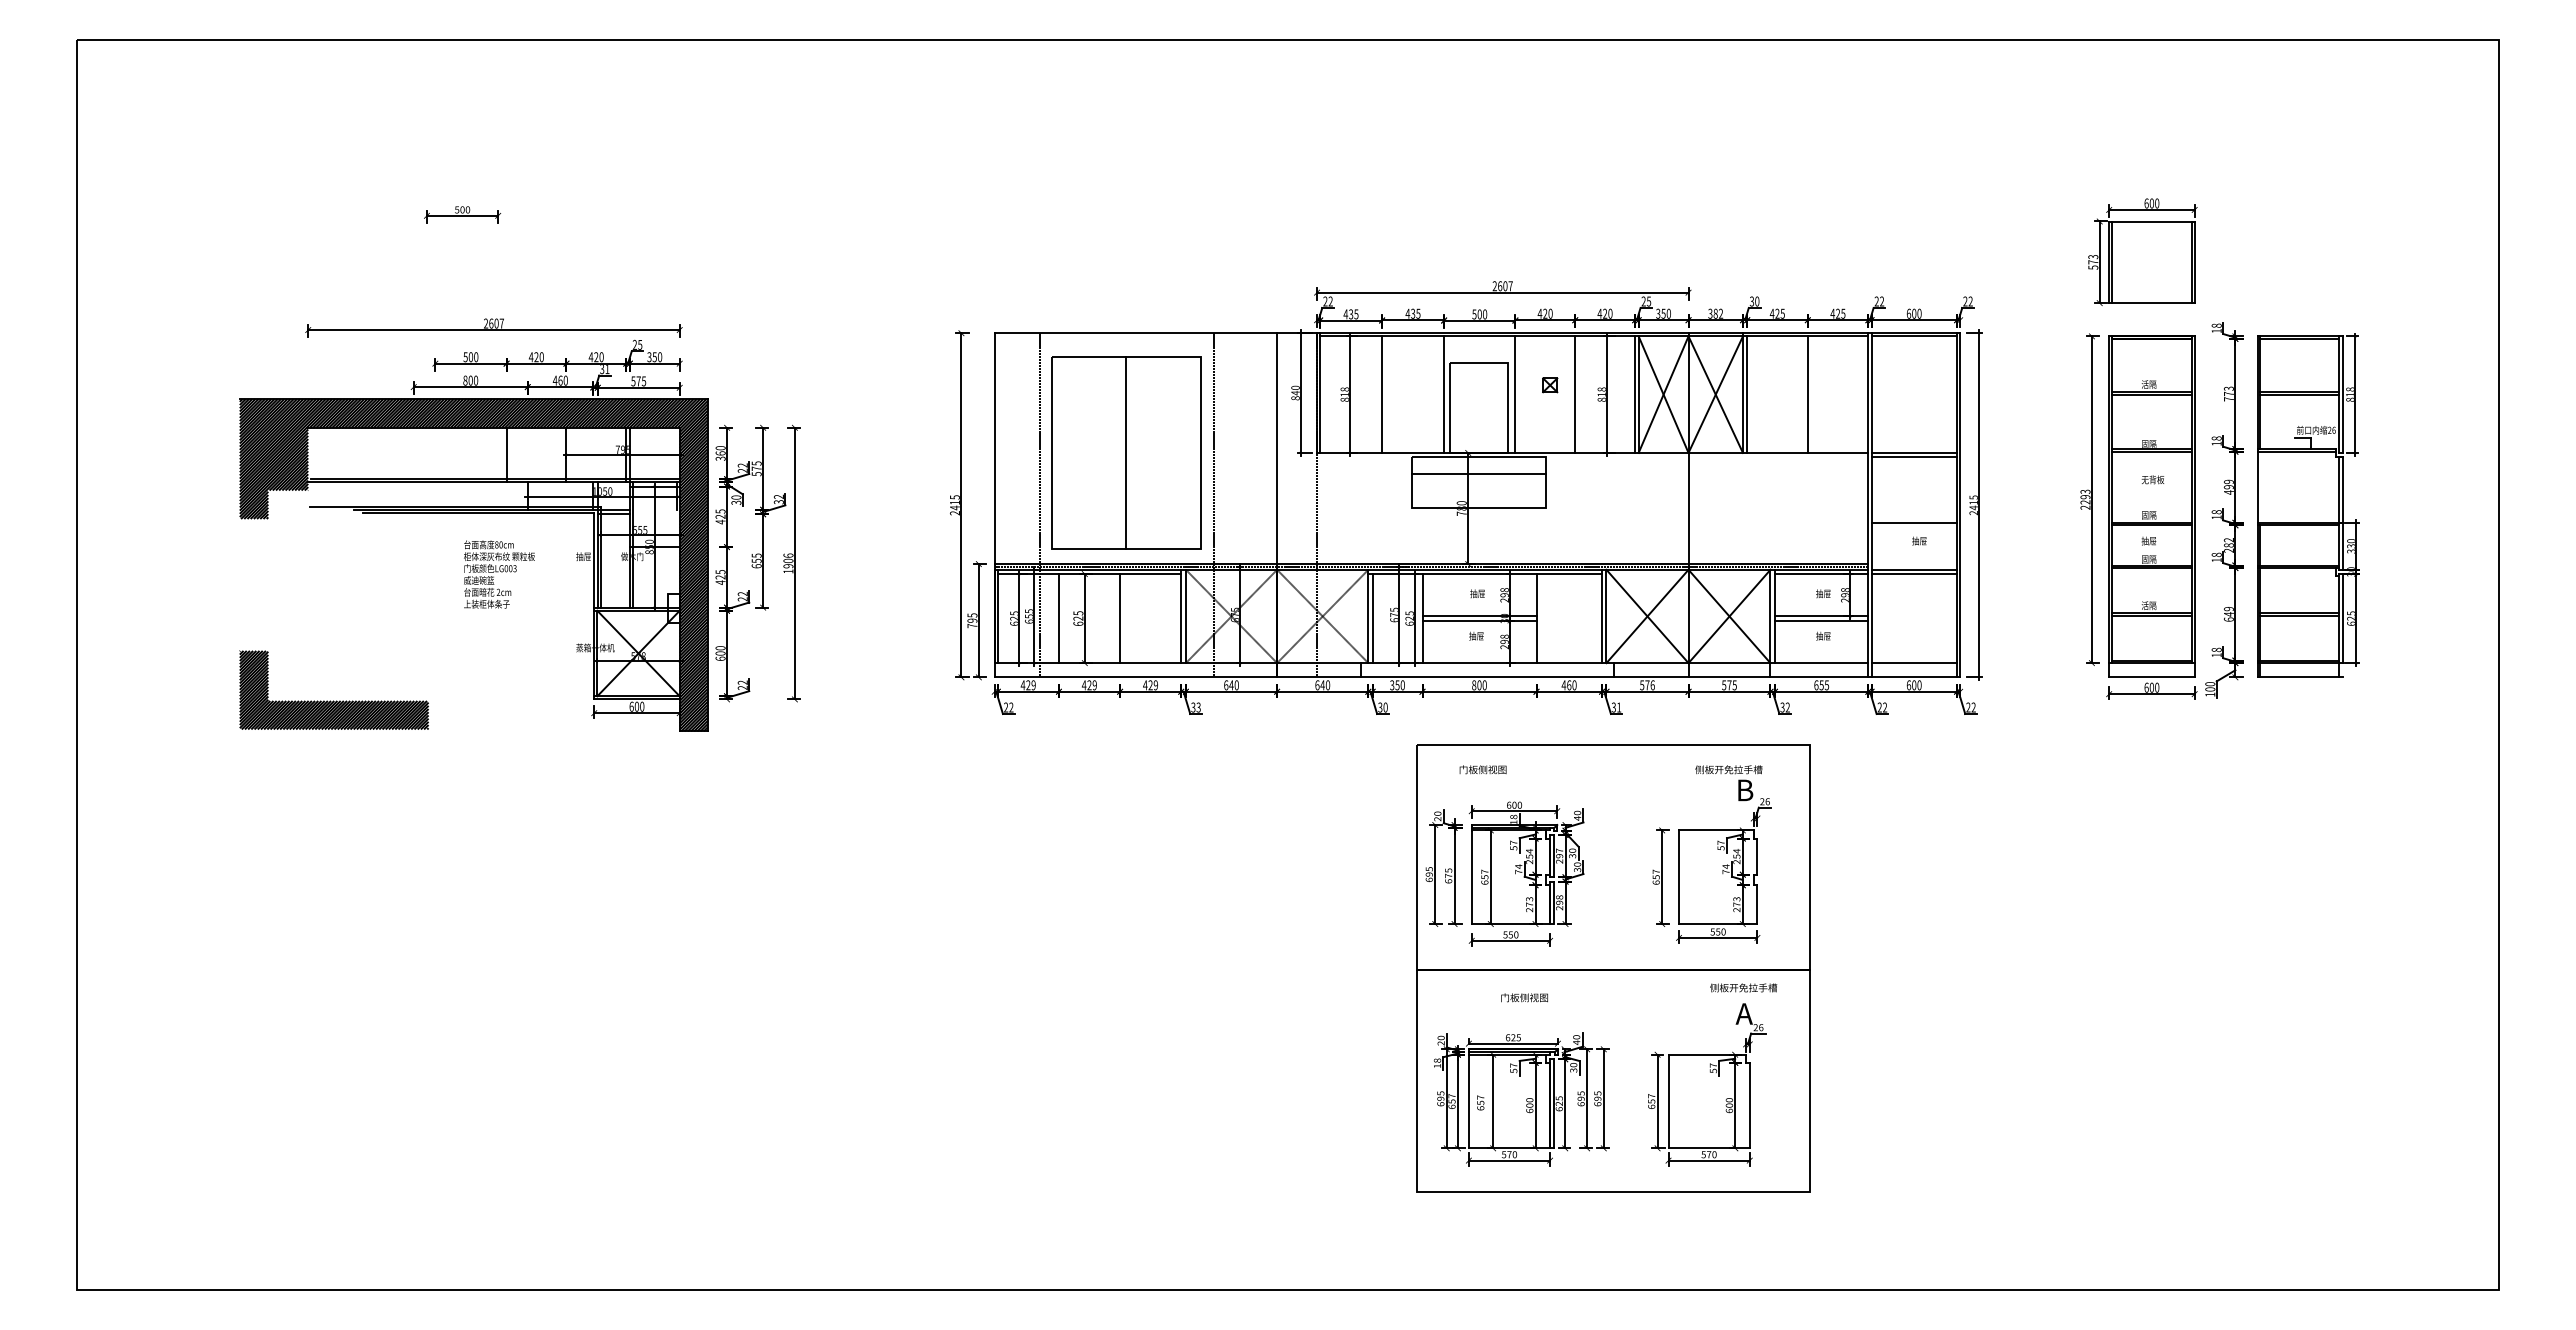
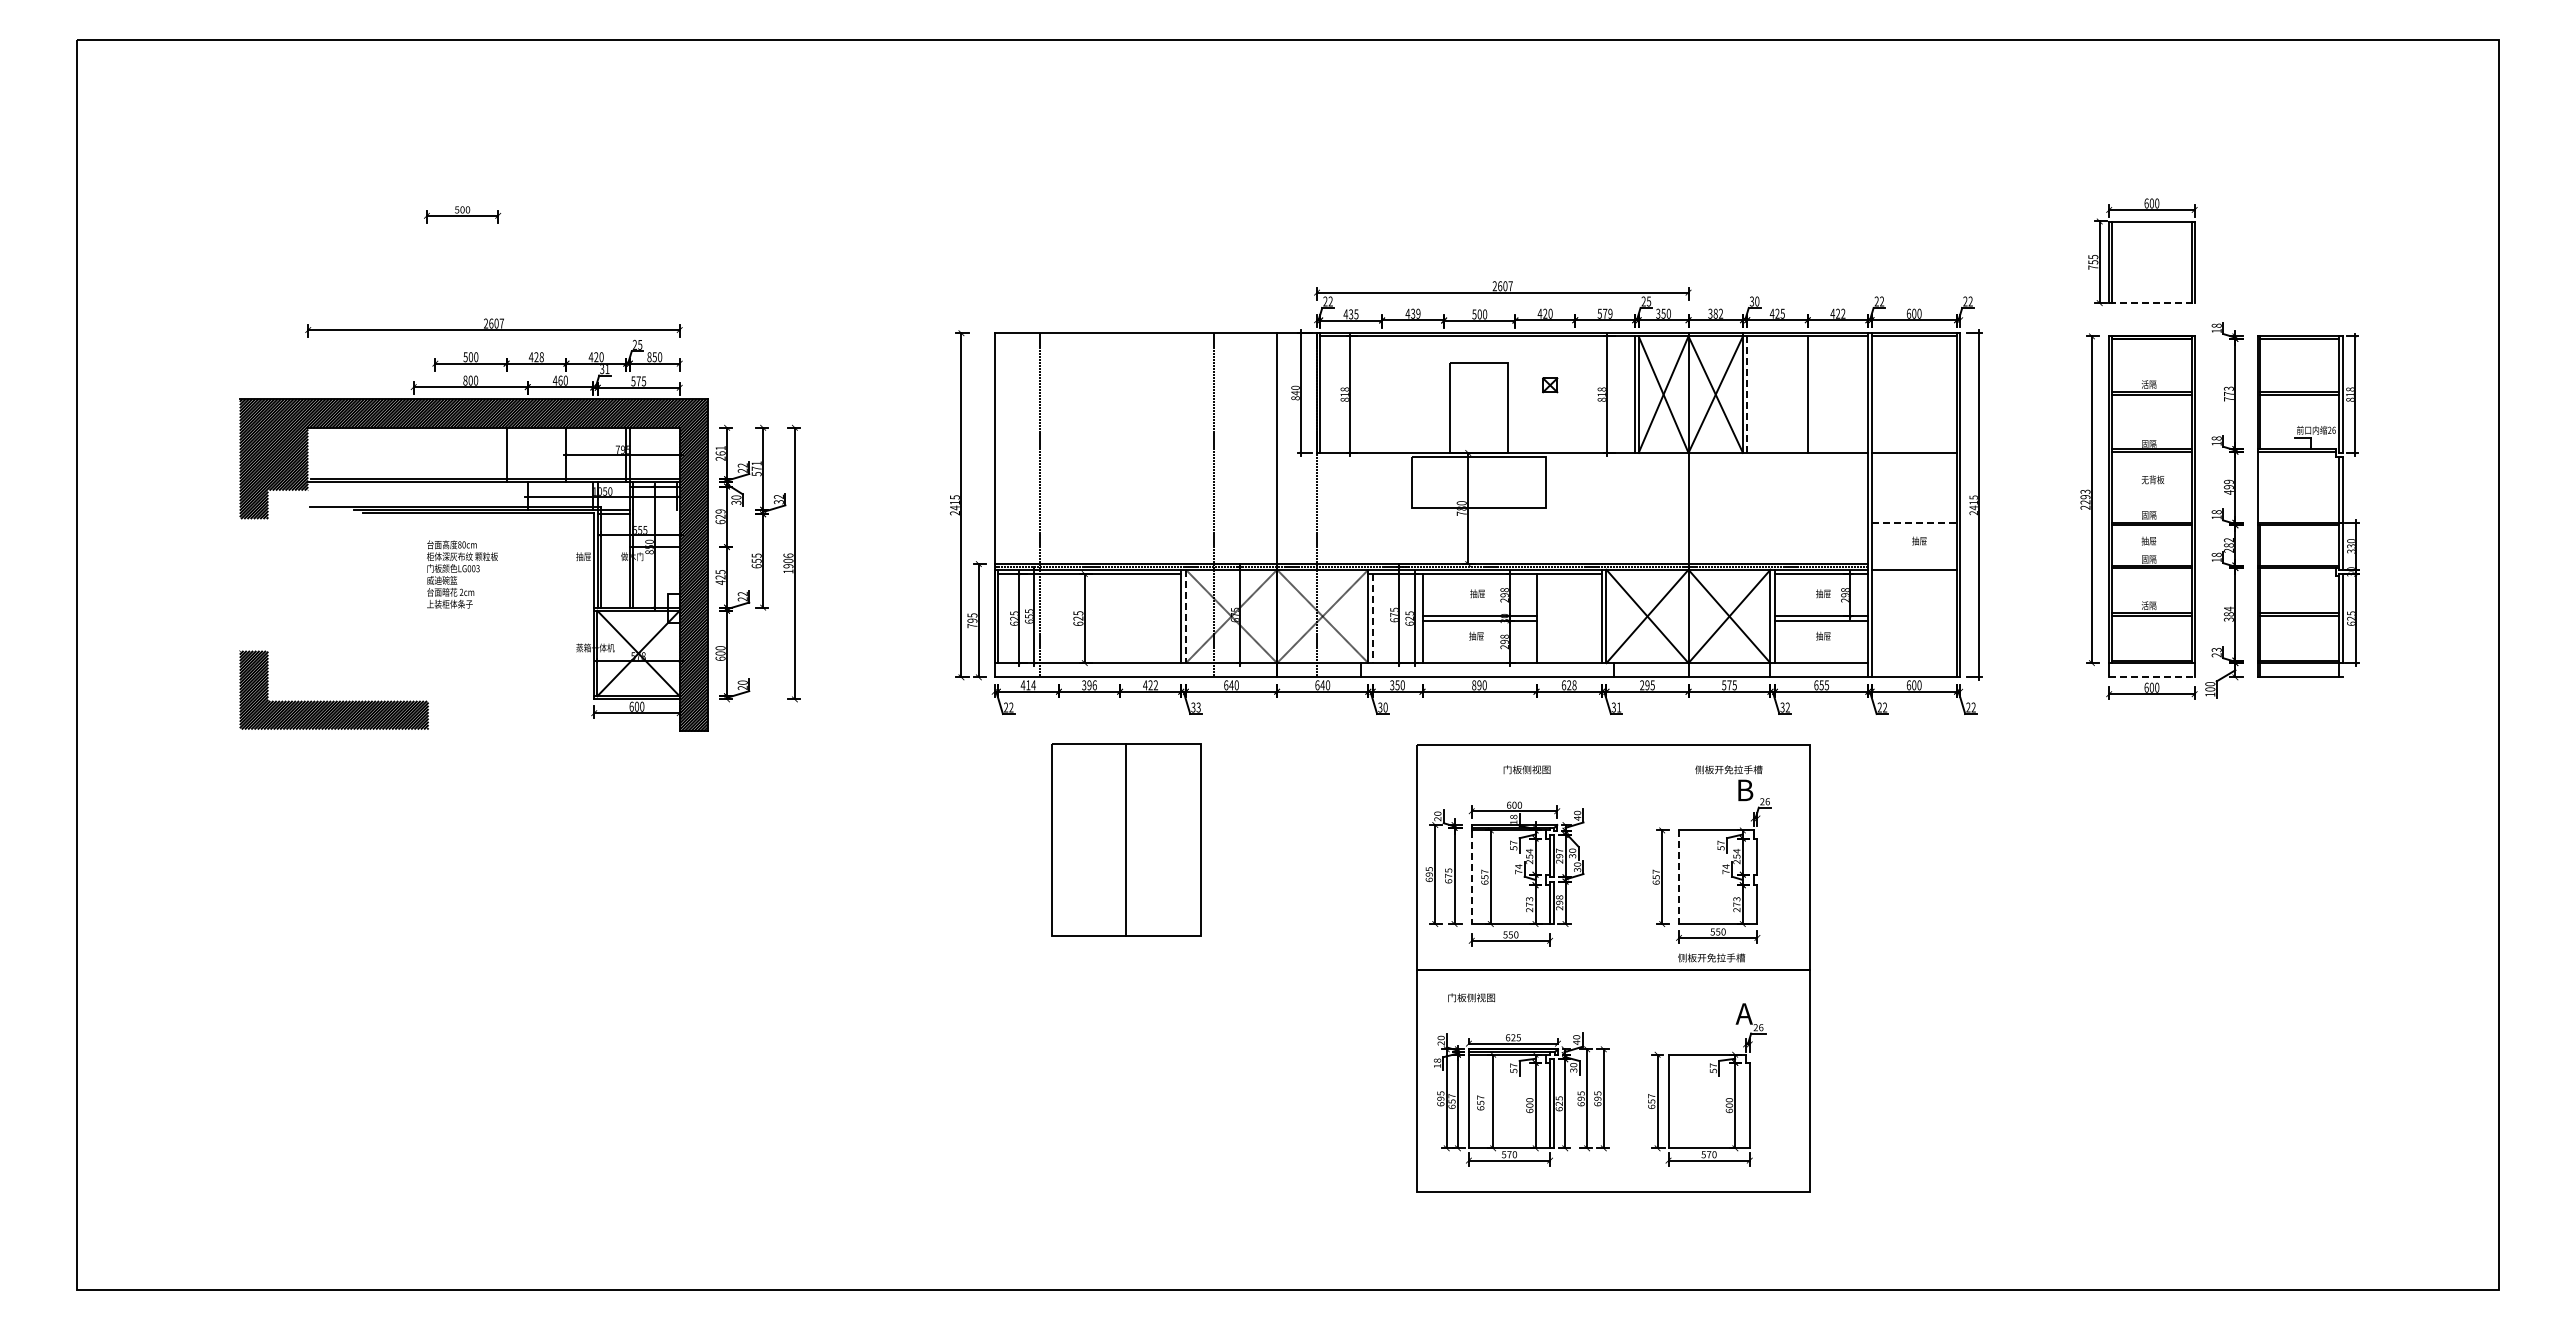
text: 573 -> 755 (2093, 262)
line: solid -> dashed (2151, 303)
text: 435 -> 439 (1418, 313)
text: 420 -> 579 (1604, 313)
text: 425 -> 422 (1843, 313)
text: 350 -> 850 (649, 356)
text: 420 -> 428 (541, 357)
line: present -> none (1382, 394)
line: present -> none (1444, 394)
line: present -> none (1515, 394)
line: present -> none (1575, 394)
line: solid -> dashed (1747, 395)
part position: (1126, 452) -> (1126, 839) (1126, 839)
text: 360 -> 261 (720, 453)
line: present -> none (1914, 457)
text: 575 -> 571 (756, 463)
line: present -> none (1478, 473)
text: 425 -> 629 (720, 516)
line: solid -> dashed (1914, 522)
text position: (499, 574) -> (462, 574) (462, 574)
line: present -> none (1914, 574)
text: 649 -> 384 (2228, 613)
line: solid -> dashed (1185, 616)
line: present -> none (1058, 618)
line: present -> none (1120, 618)
line: solid -> dashed (1372, 618)
text: 18 -> 23 (2216, 652)
line: present -> none (1914, 663)
line: solid -> dashed (2151, 677)
text: 22 -> 20 (742, 682)
text: 429 -> 414 (1030, 685)
text: 429 -> 396 (1088, 685)
text: 429 -> 422 (1155, 685)
text: 800 -> 890 (1479, 685)
text: 460 -> 628 (1568, 685)
text: 576 -> 295 (1647, 685)
text position: (1482, 769) -> (1526, 769) (1526, 769)
line: solid -> dashed (1679, 877)
line: solid -> dashed (1471, 878)
text position: (1743, 987) -> (1711, 957) (1711, 957)
text position: (1524, 997) -> (1471, 997) (1471, 997)
